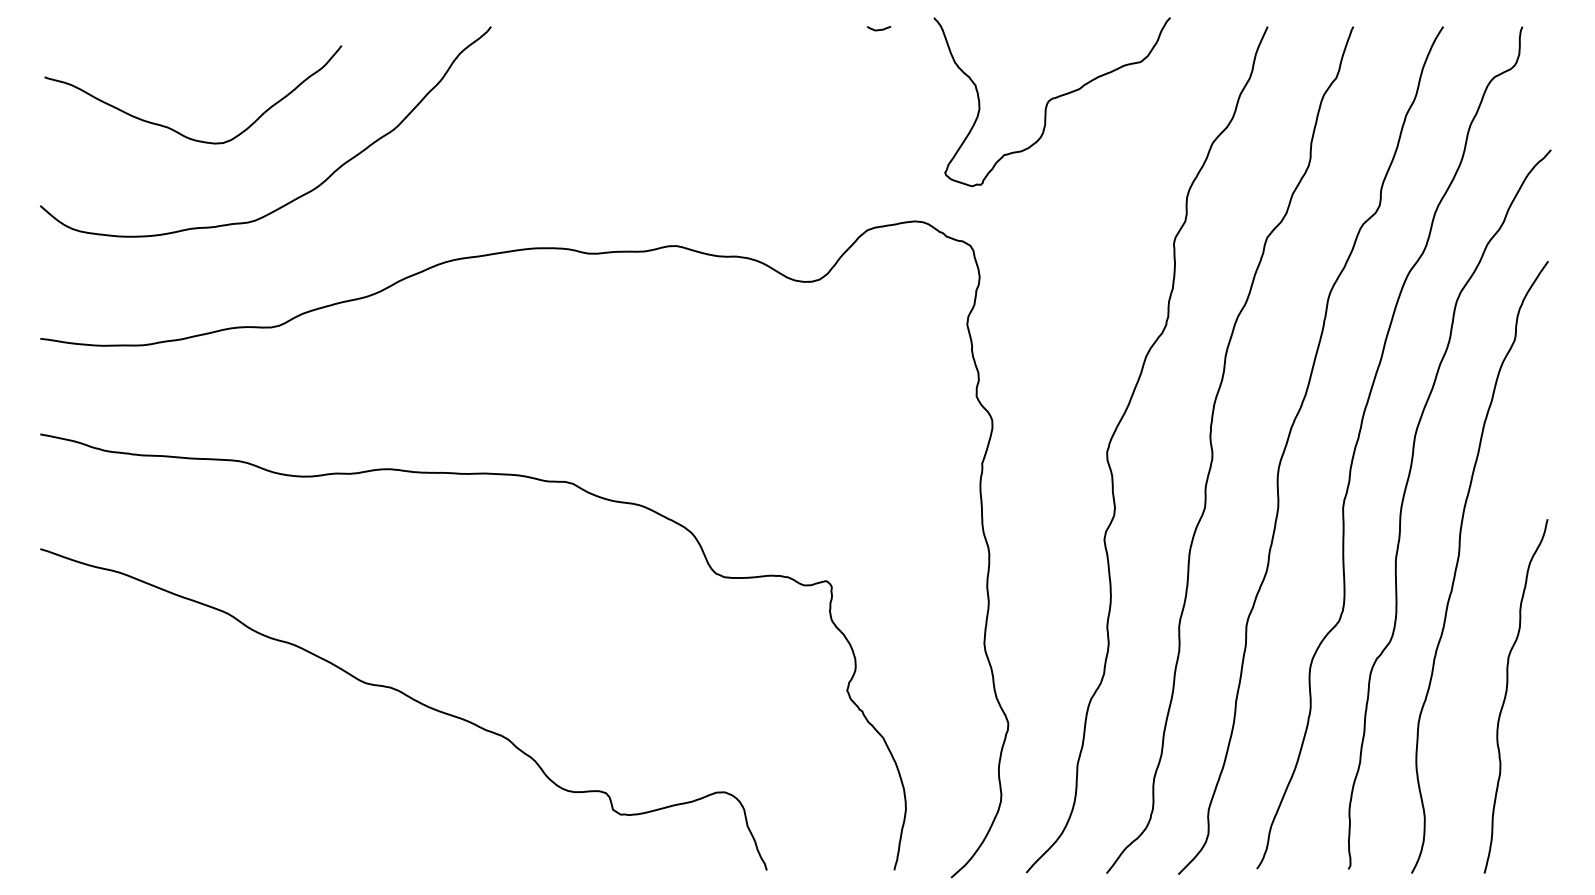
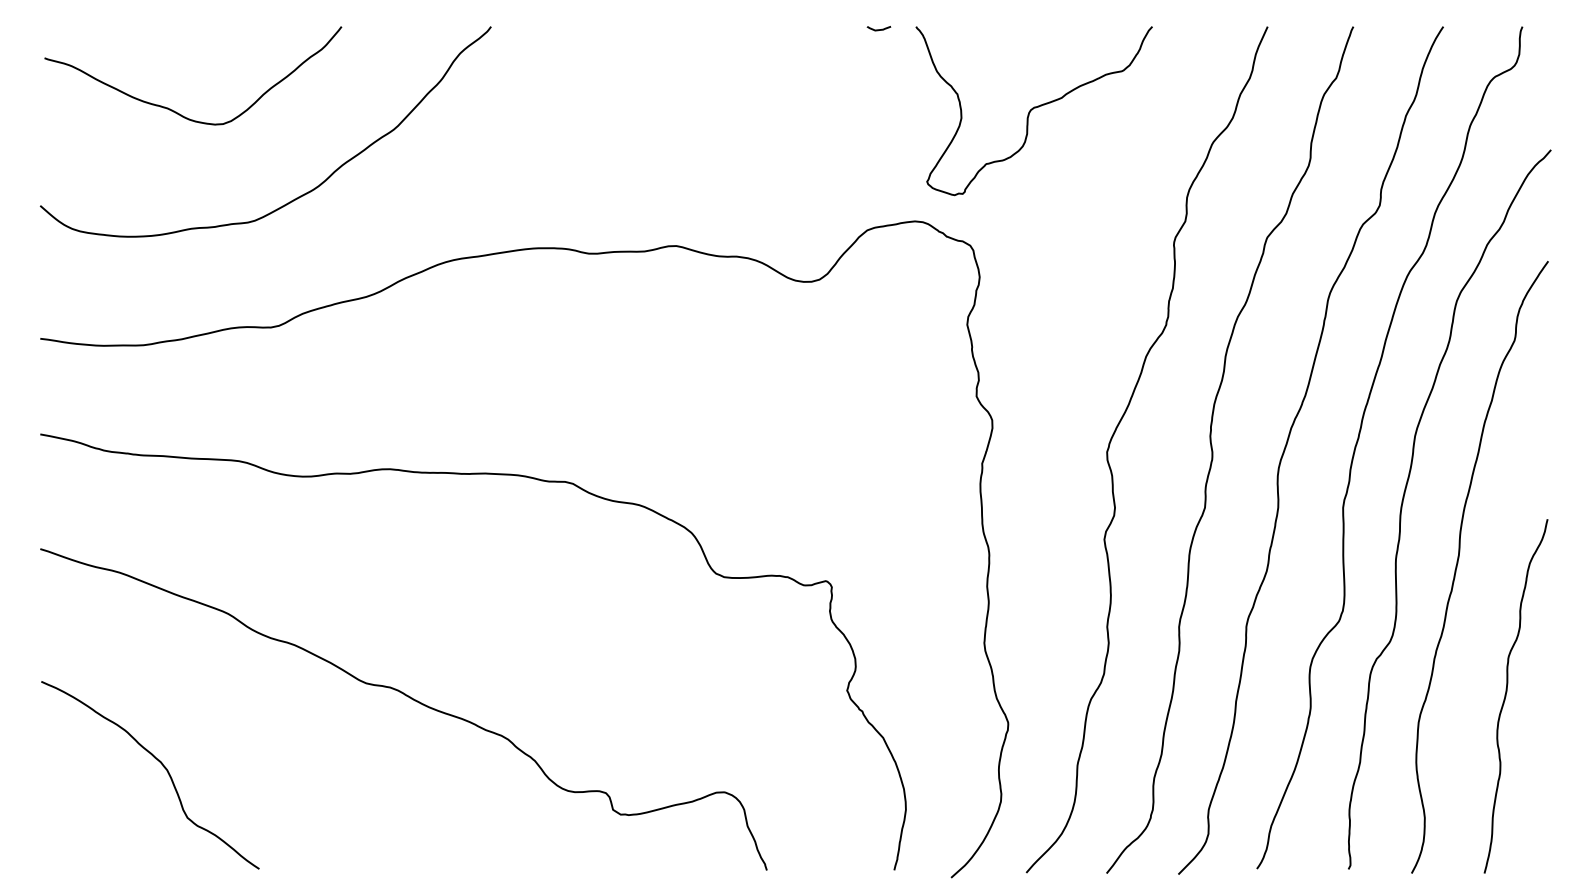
curve position: (1050, 101) -> (1032, 110) (1032, 110)
curve position: (176, 130) -> (176, 111) (176, 111)
curve: none -> present (162, 766)
